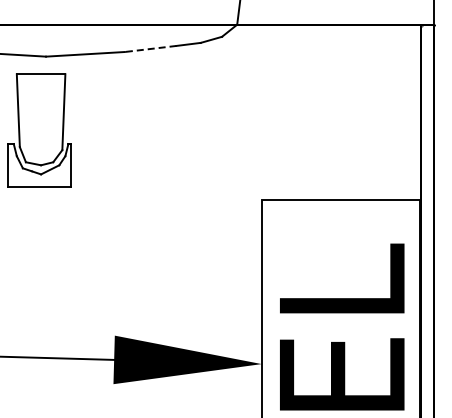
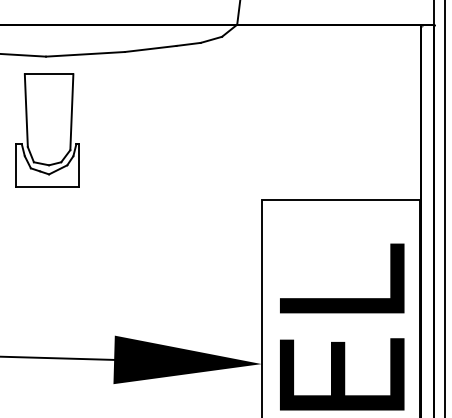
line: dashed -> solid (150, 48)
part position: (39, 130) -> (47, 130) (47, 130)
line: none -> present (445, 208)
